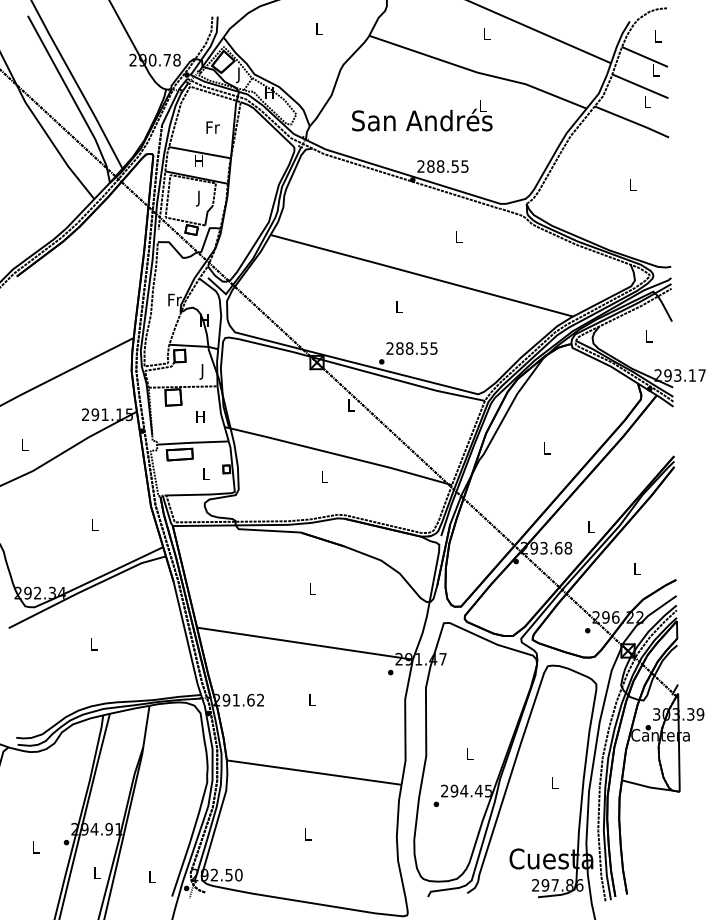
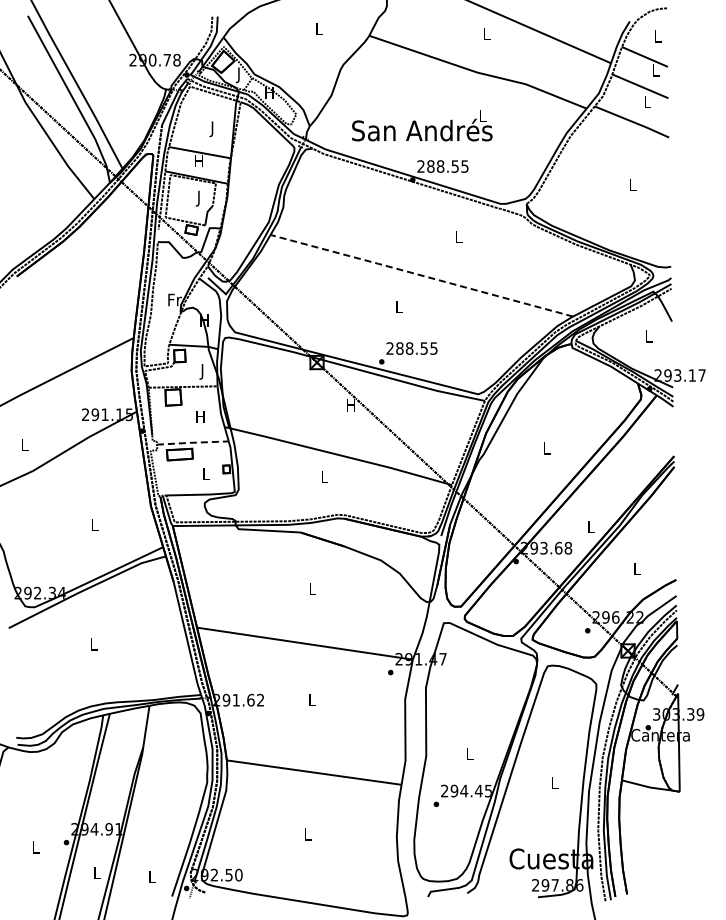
text position: (422, 115) -> (422, 125) (422, 125)
text: Fr -> J (212, 129)
line: solid -> dashed (420, 275)
text: L -> H (350, 405)
line: solid -> dashed (192, 442)
